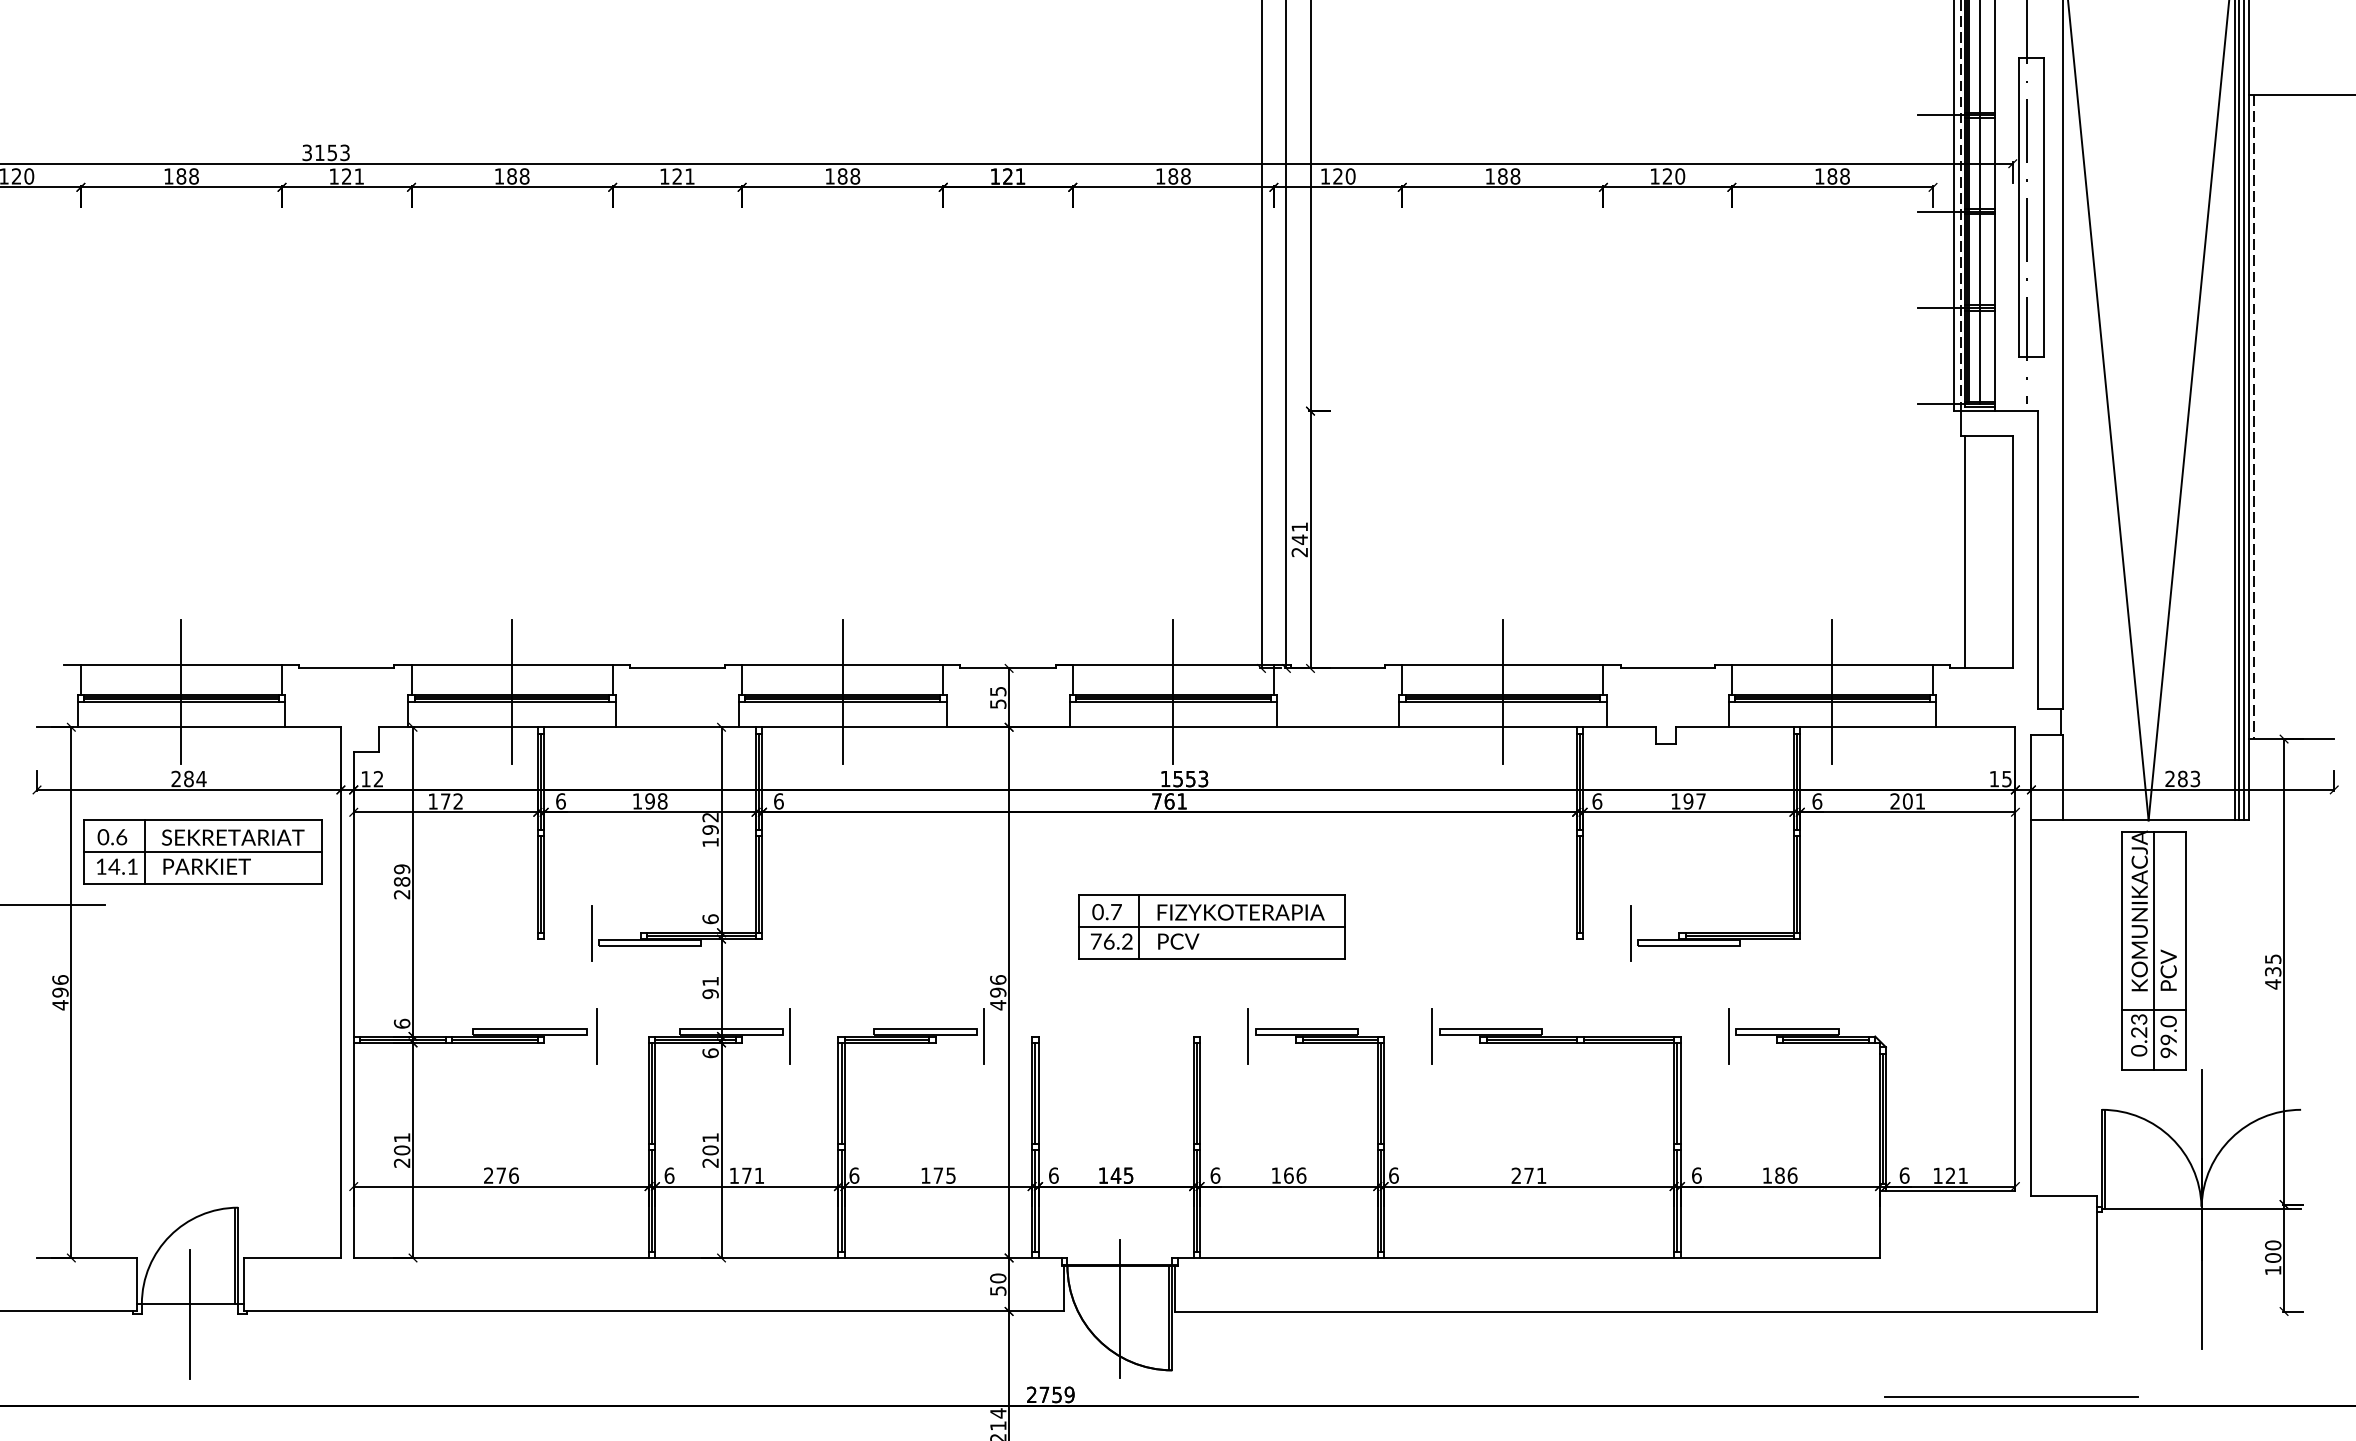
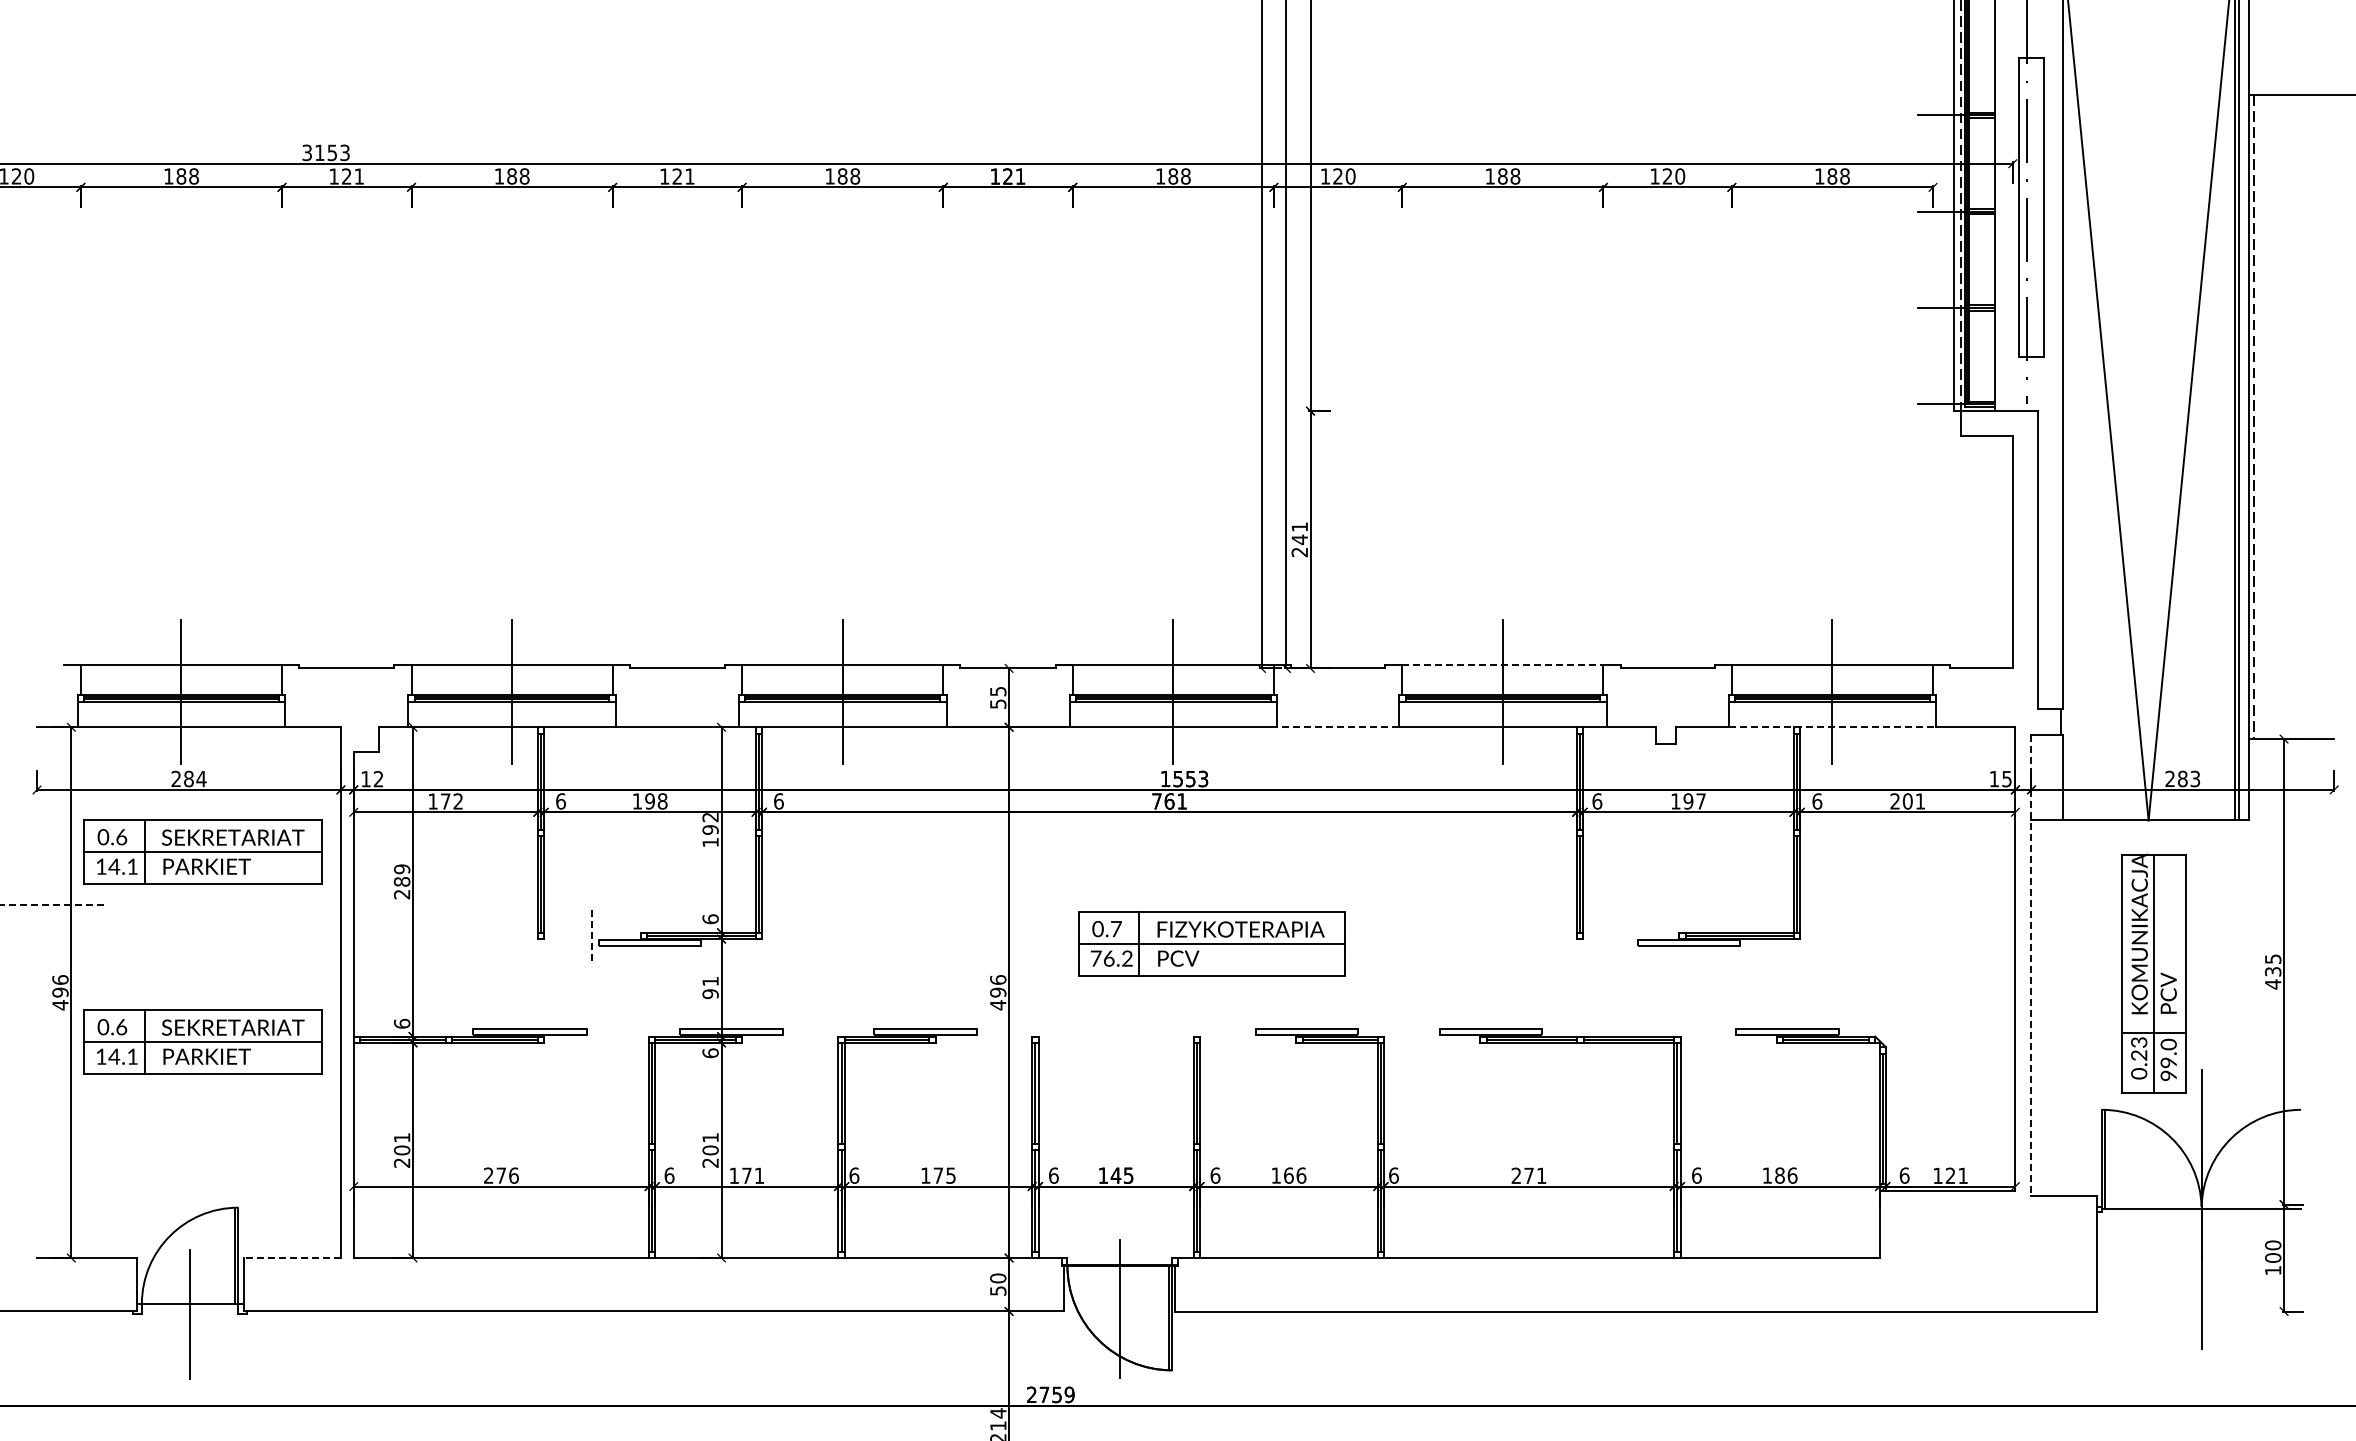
line: present -> none (1980, 203)
line: present -> none (2244, 411)
line: present -> none (1964, 552)
line: solid -> dashed (1502, 665)
line: solid -> dashed (1338, 727)
line: solid -> dashed (1832, 727)
line: solid -> dashed (52, 904)
part position: (1211, 926) -> (1211, 943) (1211, 943)
line: solid -> dashed (592, 933)
line: present -> none (1631, 933)
part position: (2153, 950) -> (2153, 973) (2153, 973)
line: solid -> dashed (2031, 966)
line: present -> none (596, 1036)
line: present -> none (790, 1036)
line: present -> none (983, 1036)
line: present -> none (1248, 1036)
line: present -> none (1432, 1036)
line: present -> none (1728, 1036)
part: none -> present (202, 1041)
line: solid -> dashed (292, 1257)
line: present -> none (2010, 1397)
